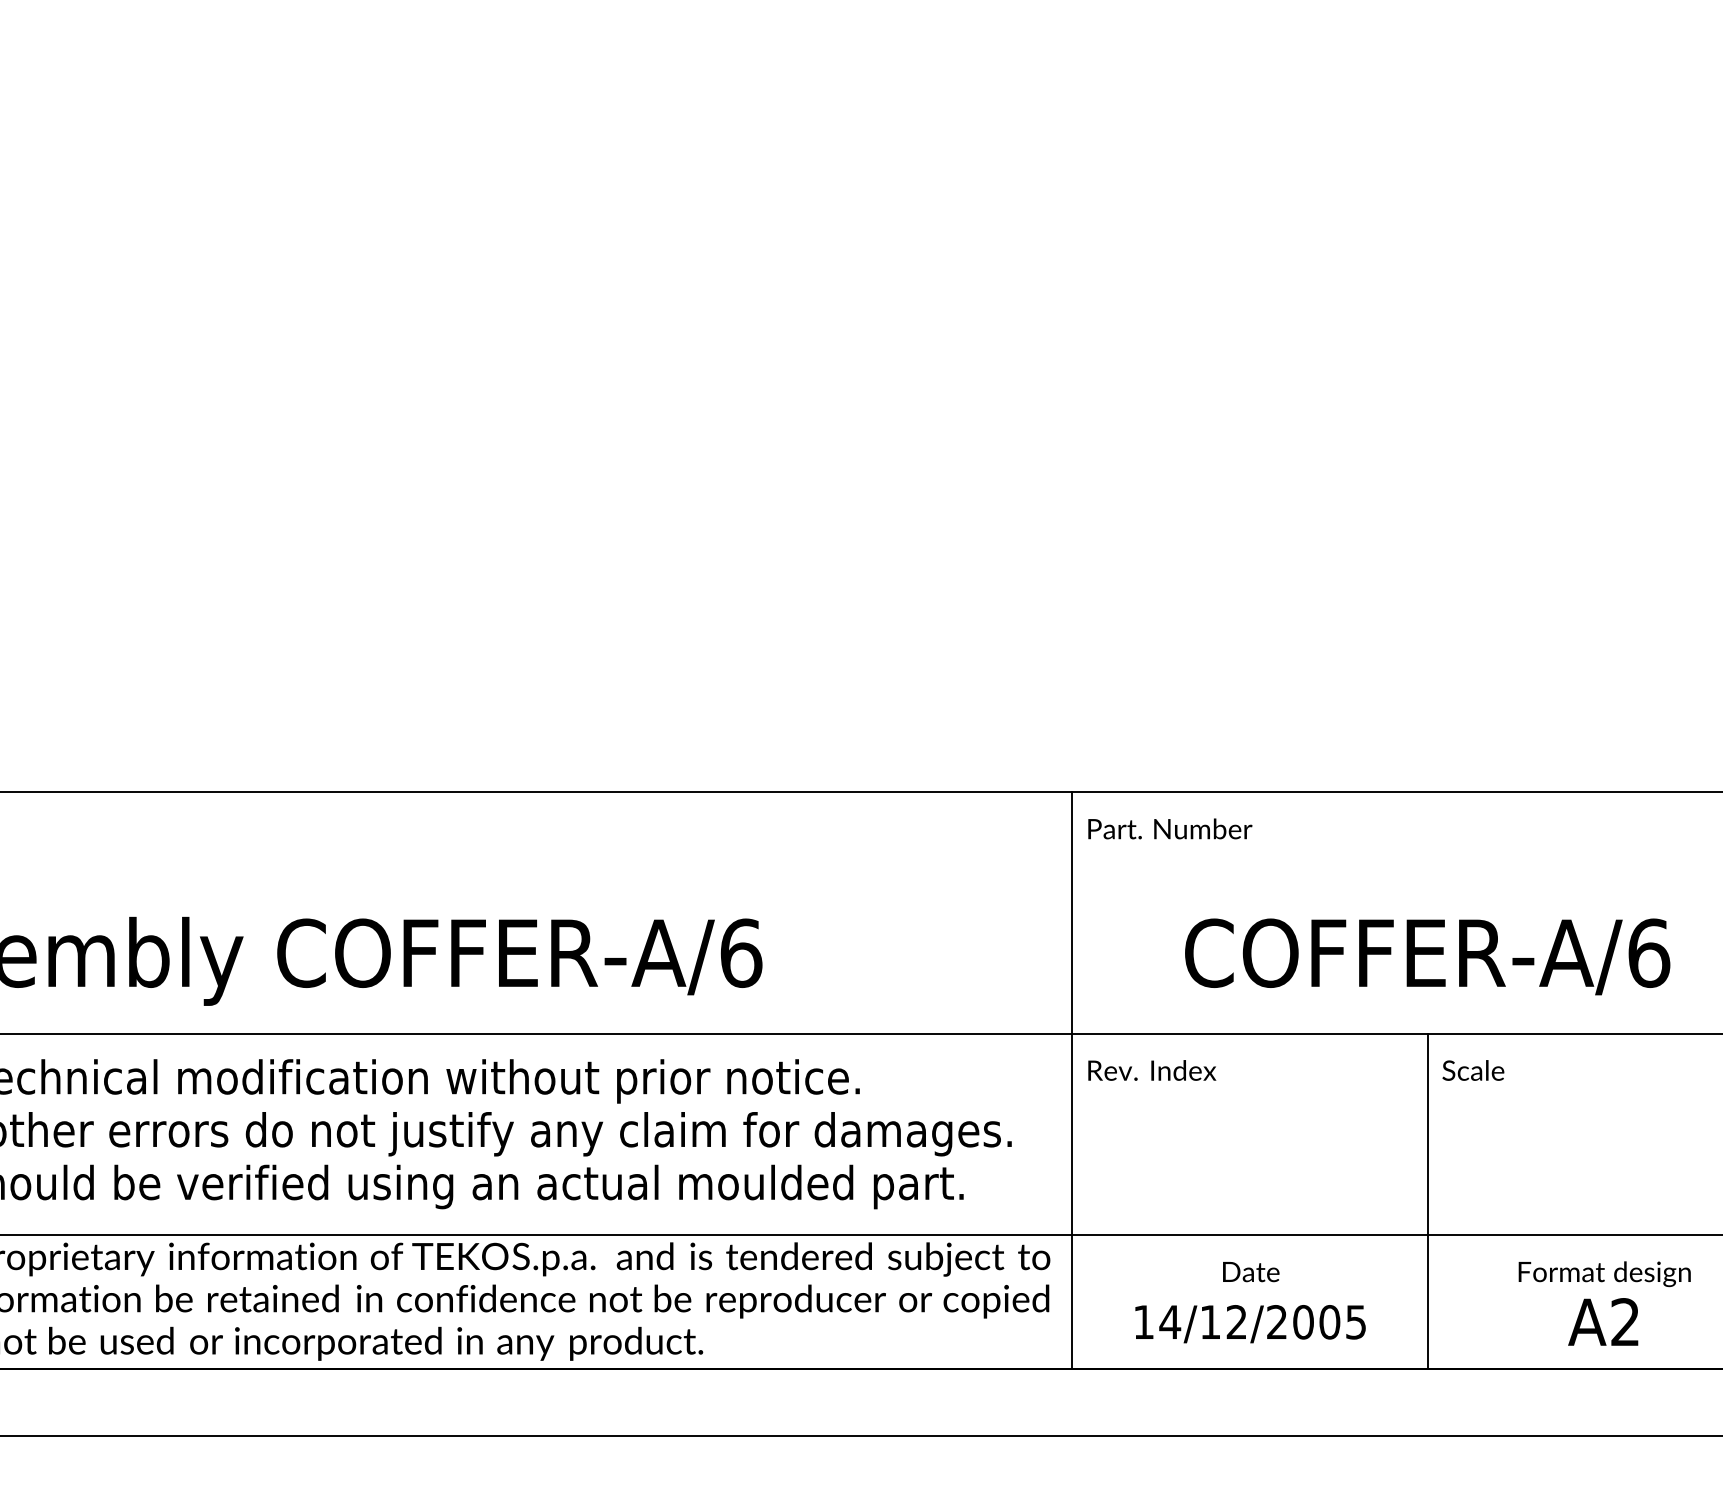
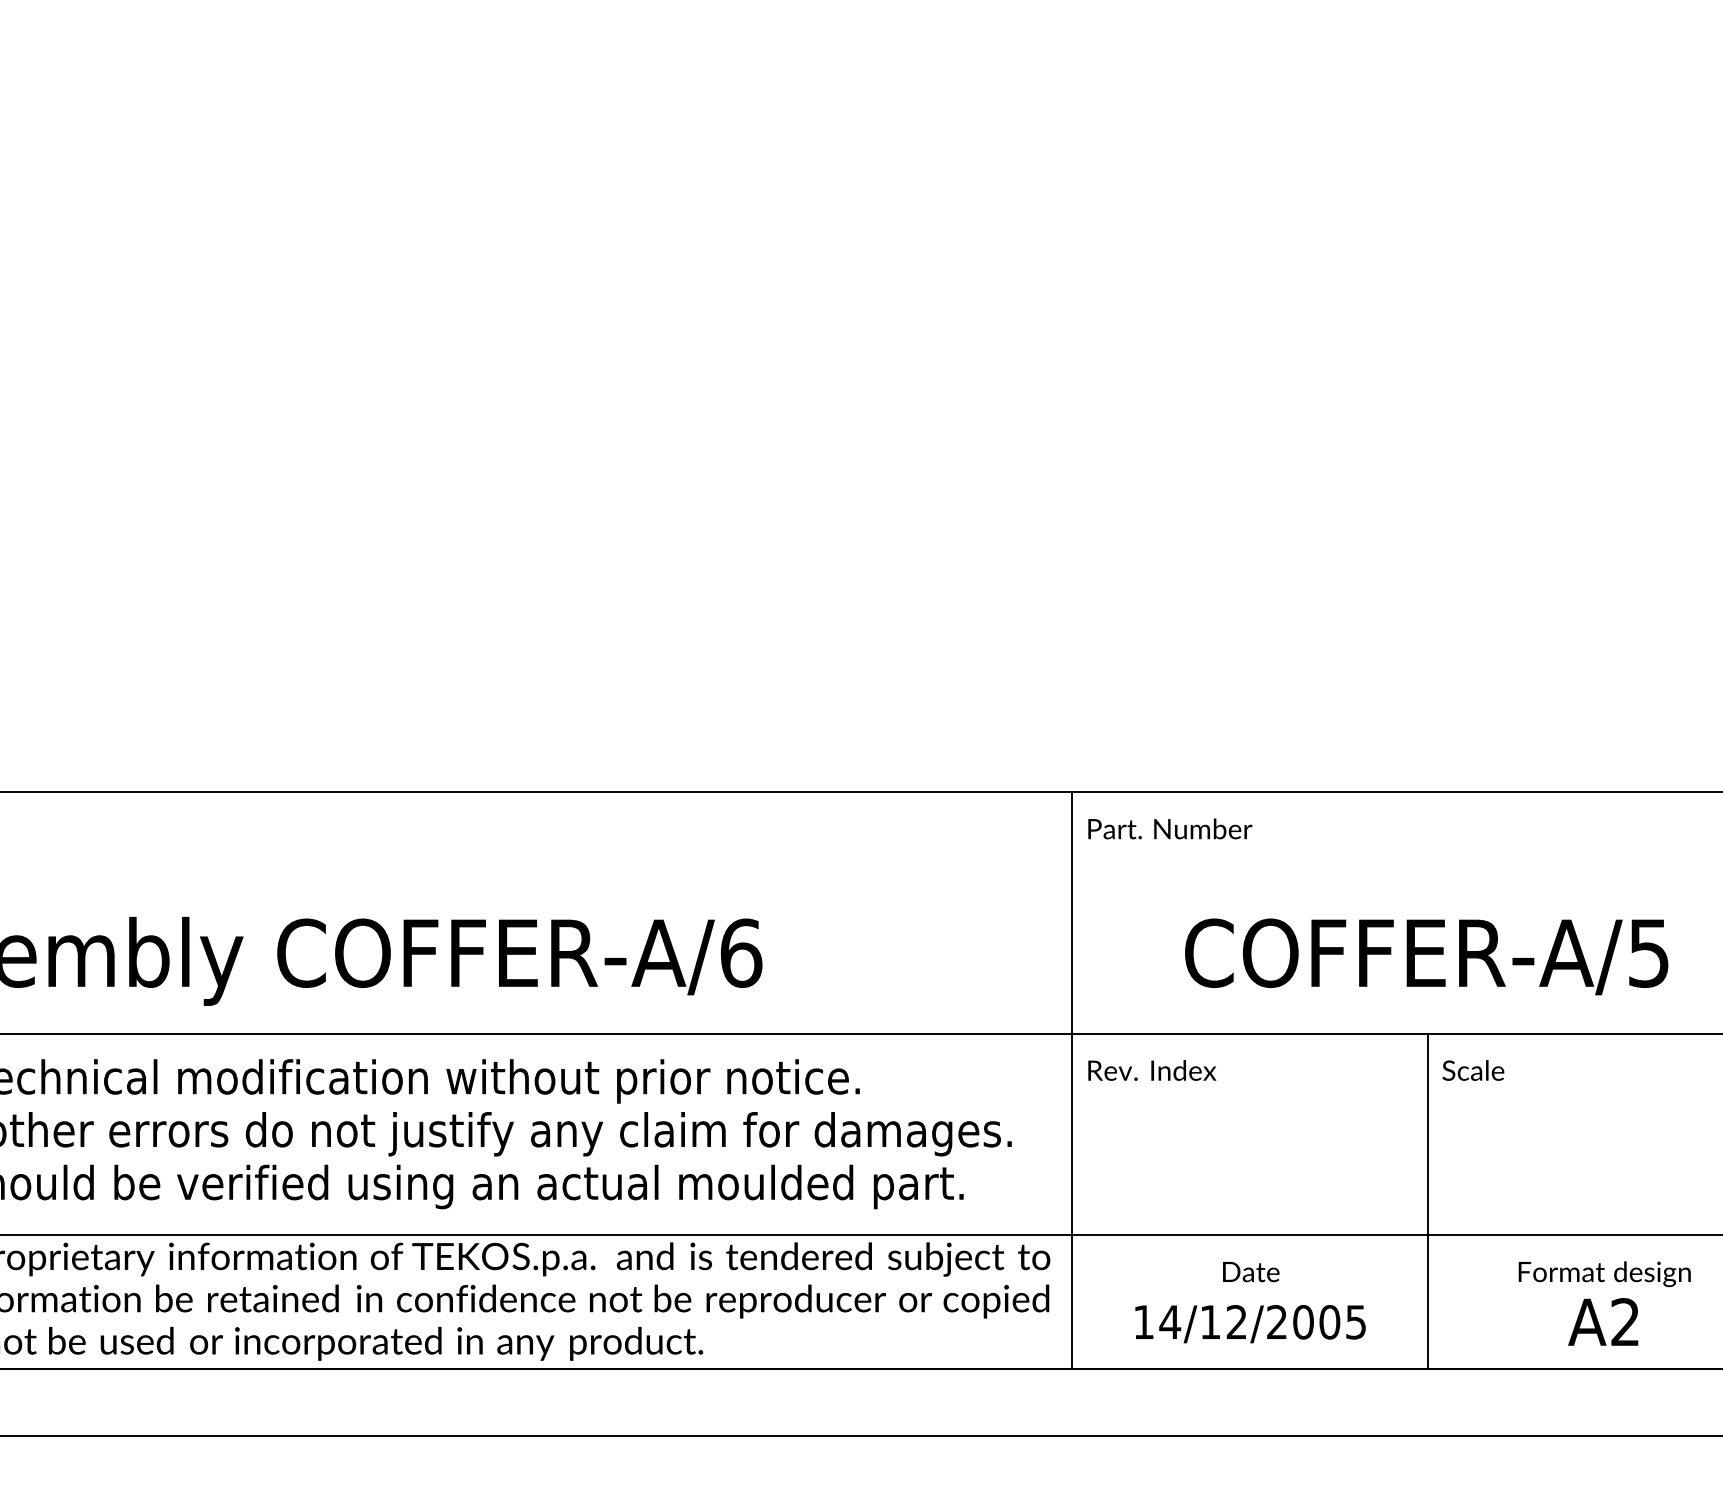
text: COFFER-A/6 -> COFFER-A/5 (1649, 952)
